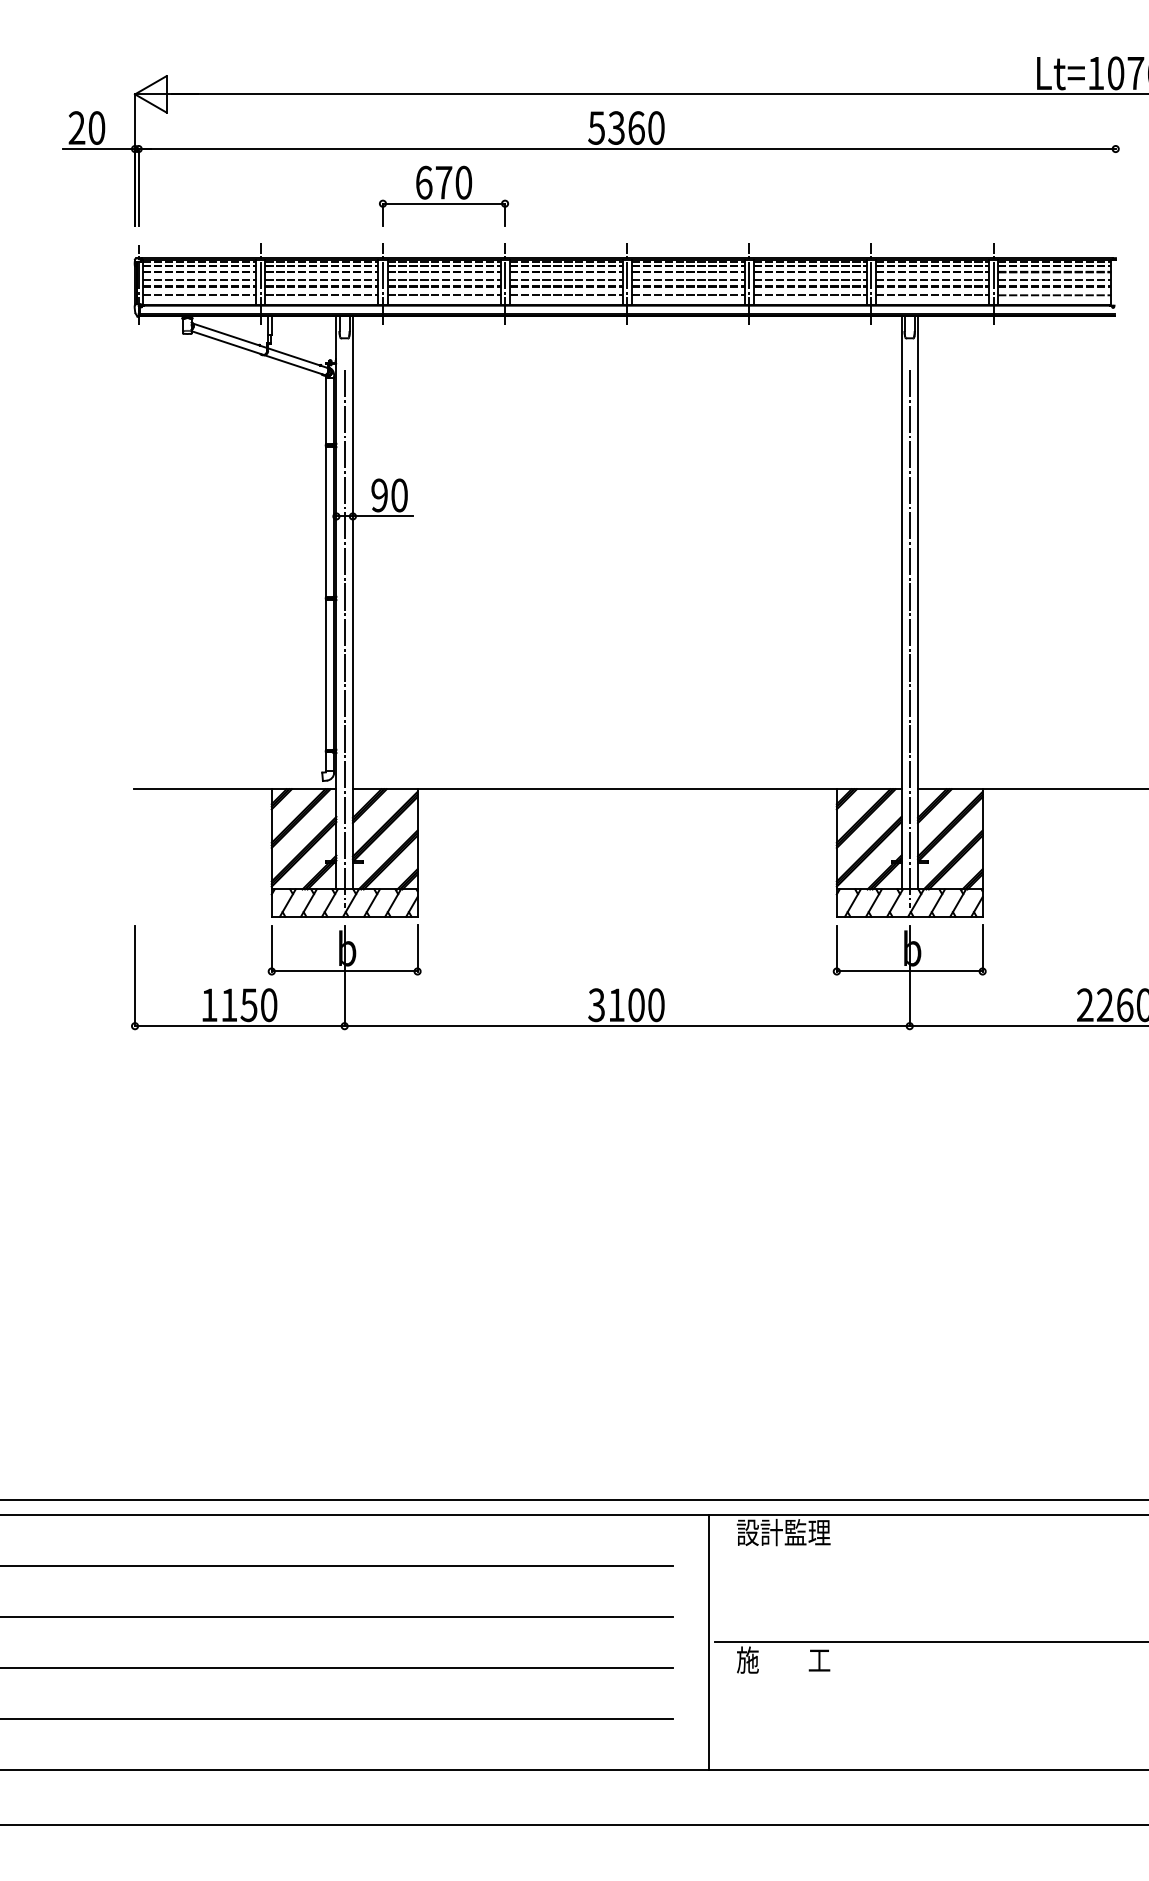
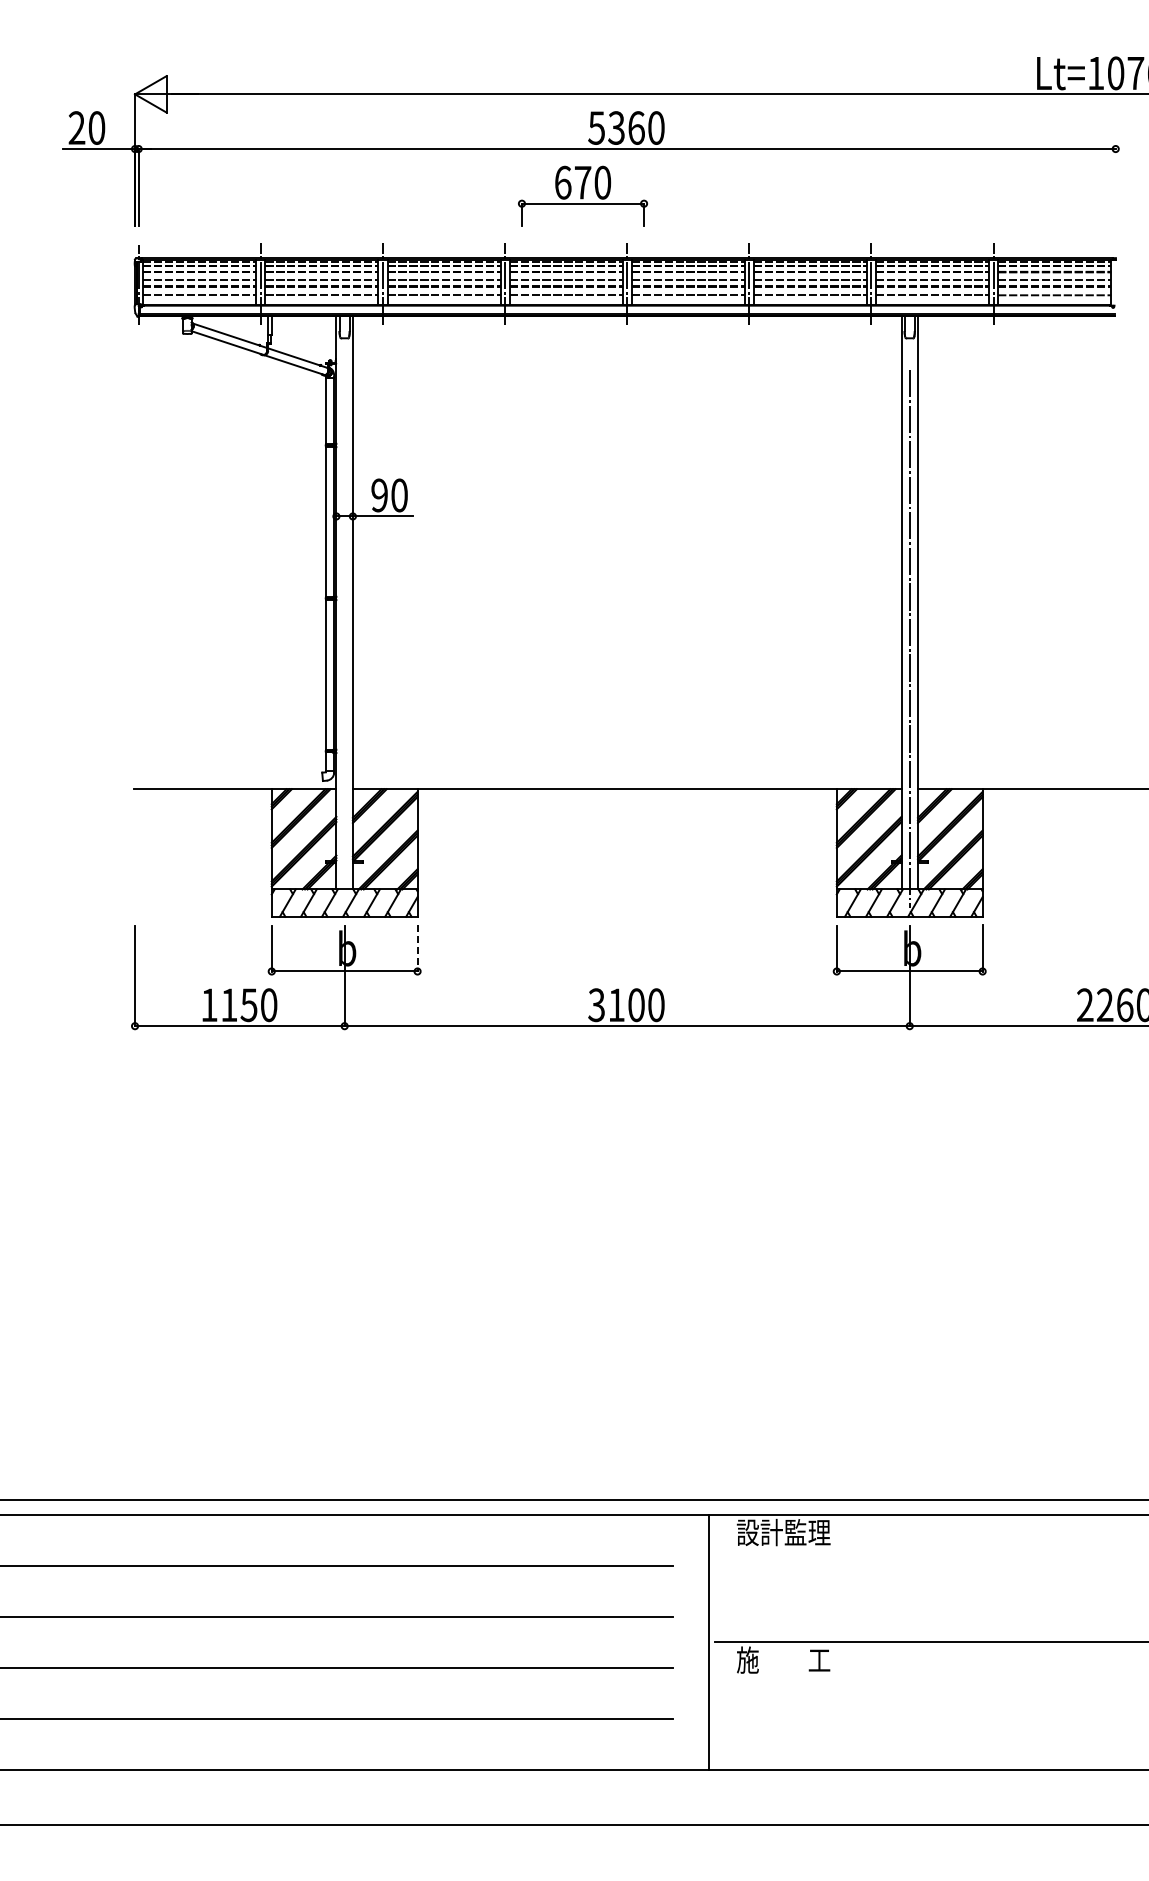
part position: (443, 195) -> (582, 195) (582, 195)
line: present -> none (344, 638)
line: solid -> dashed (417, 948)
